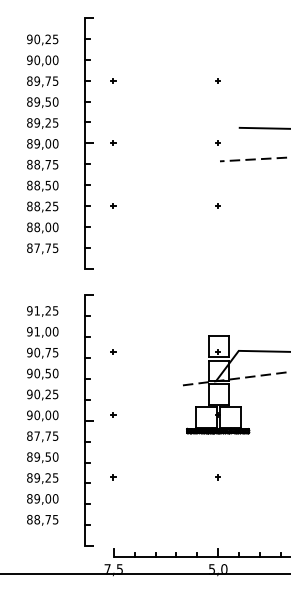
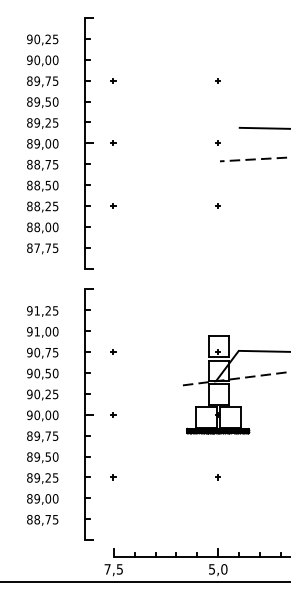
part position: (88, 420) -> (88, 414) (88, 414)
text: 87,75 -> 89,75 (37, 435)
line position: (144, 574) -> (144, 582) (144, 582)
